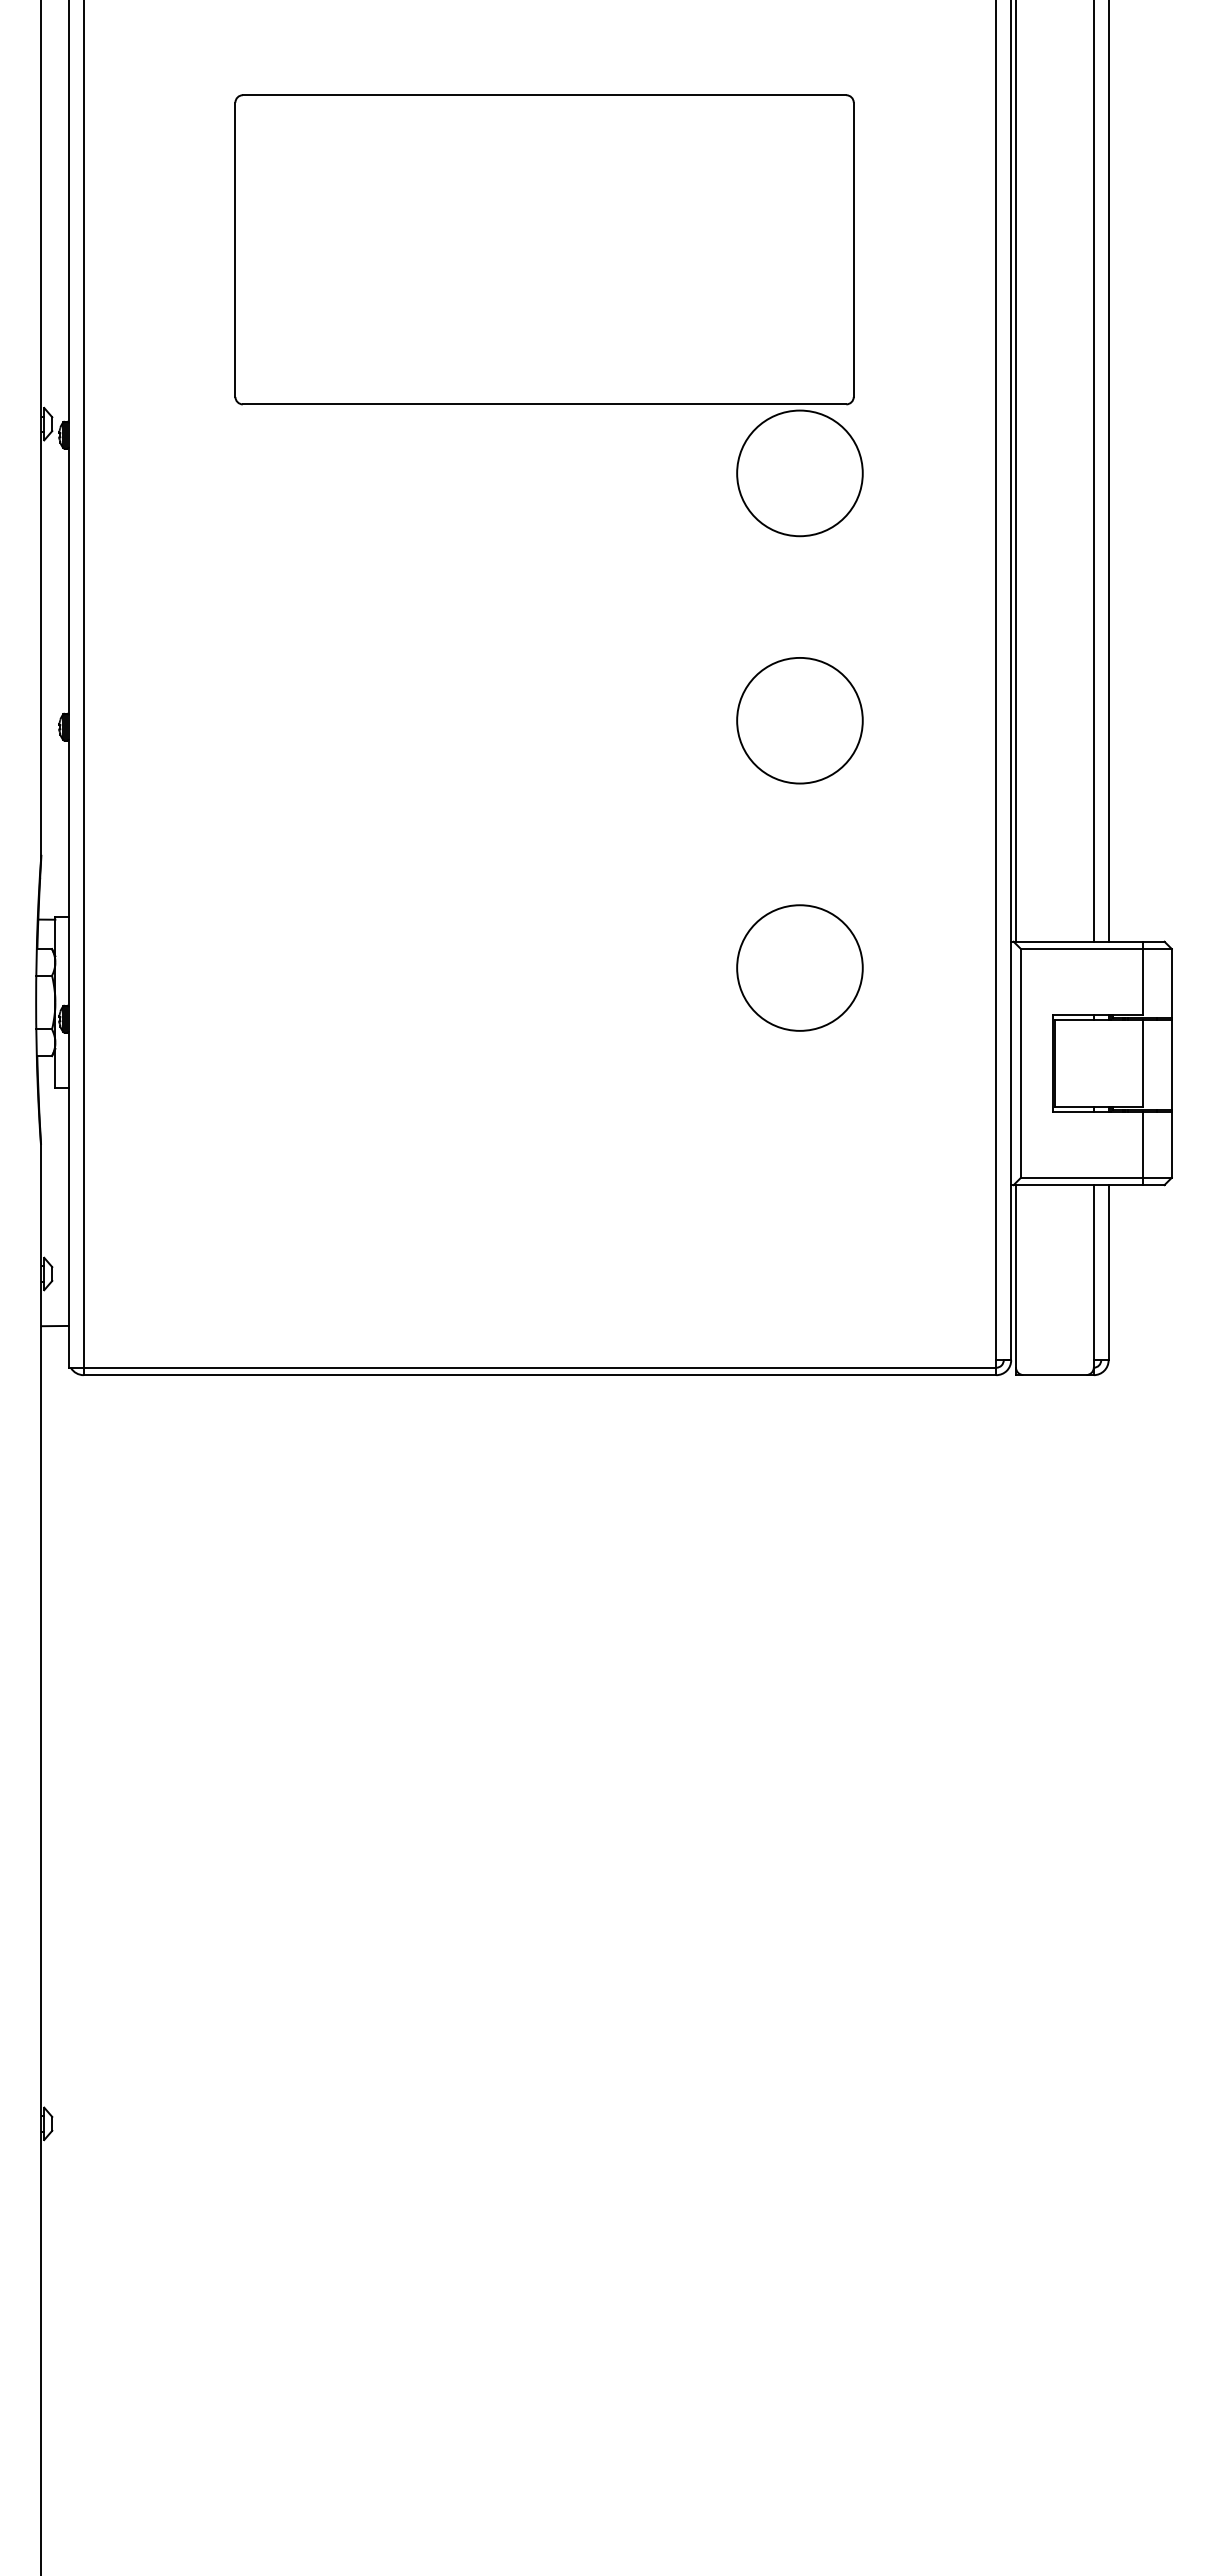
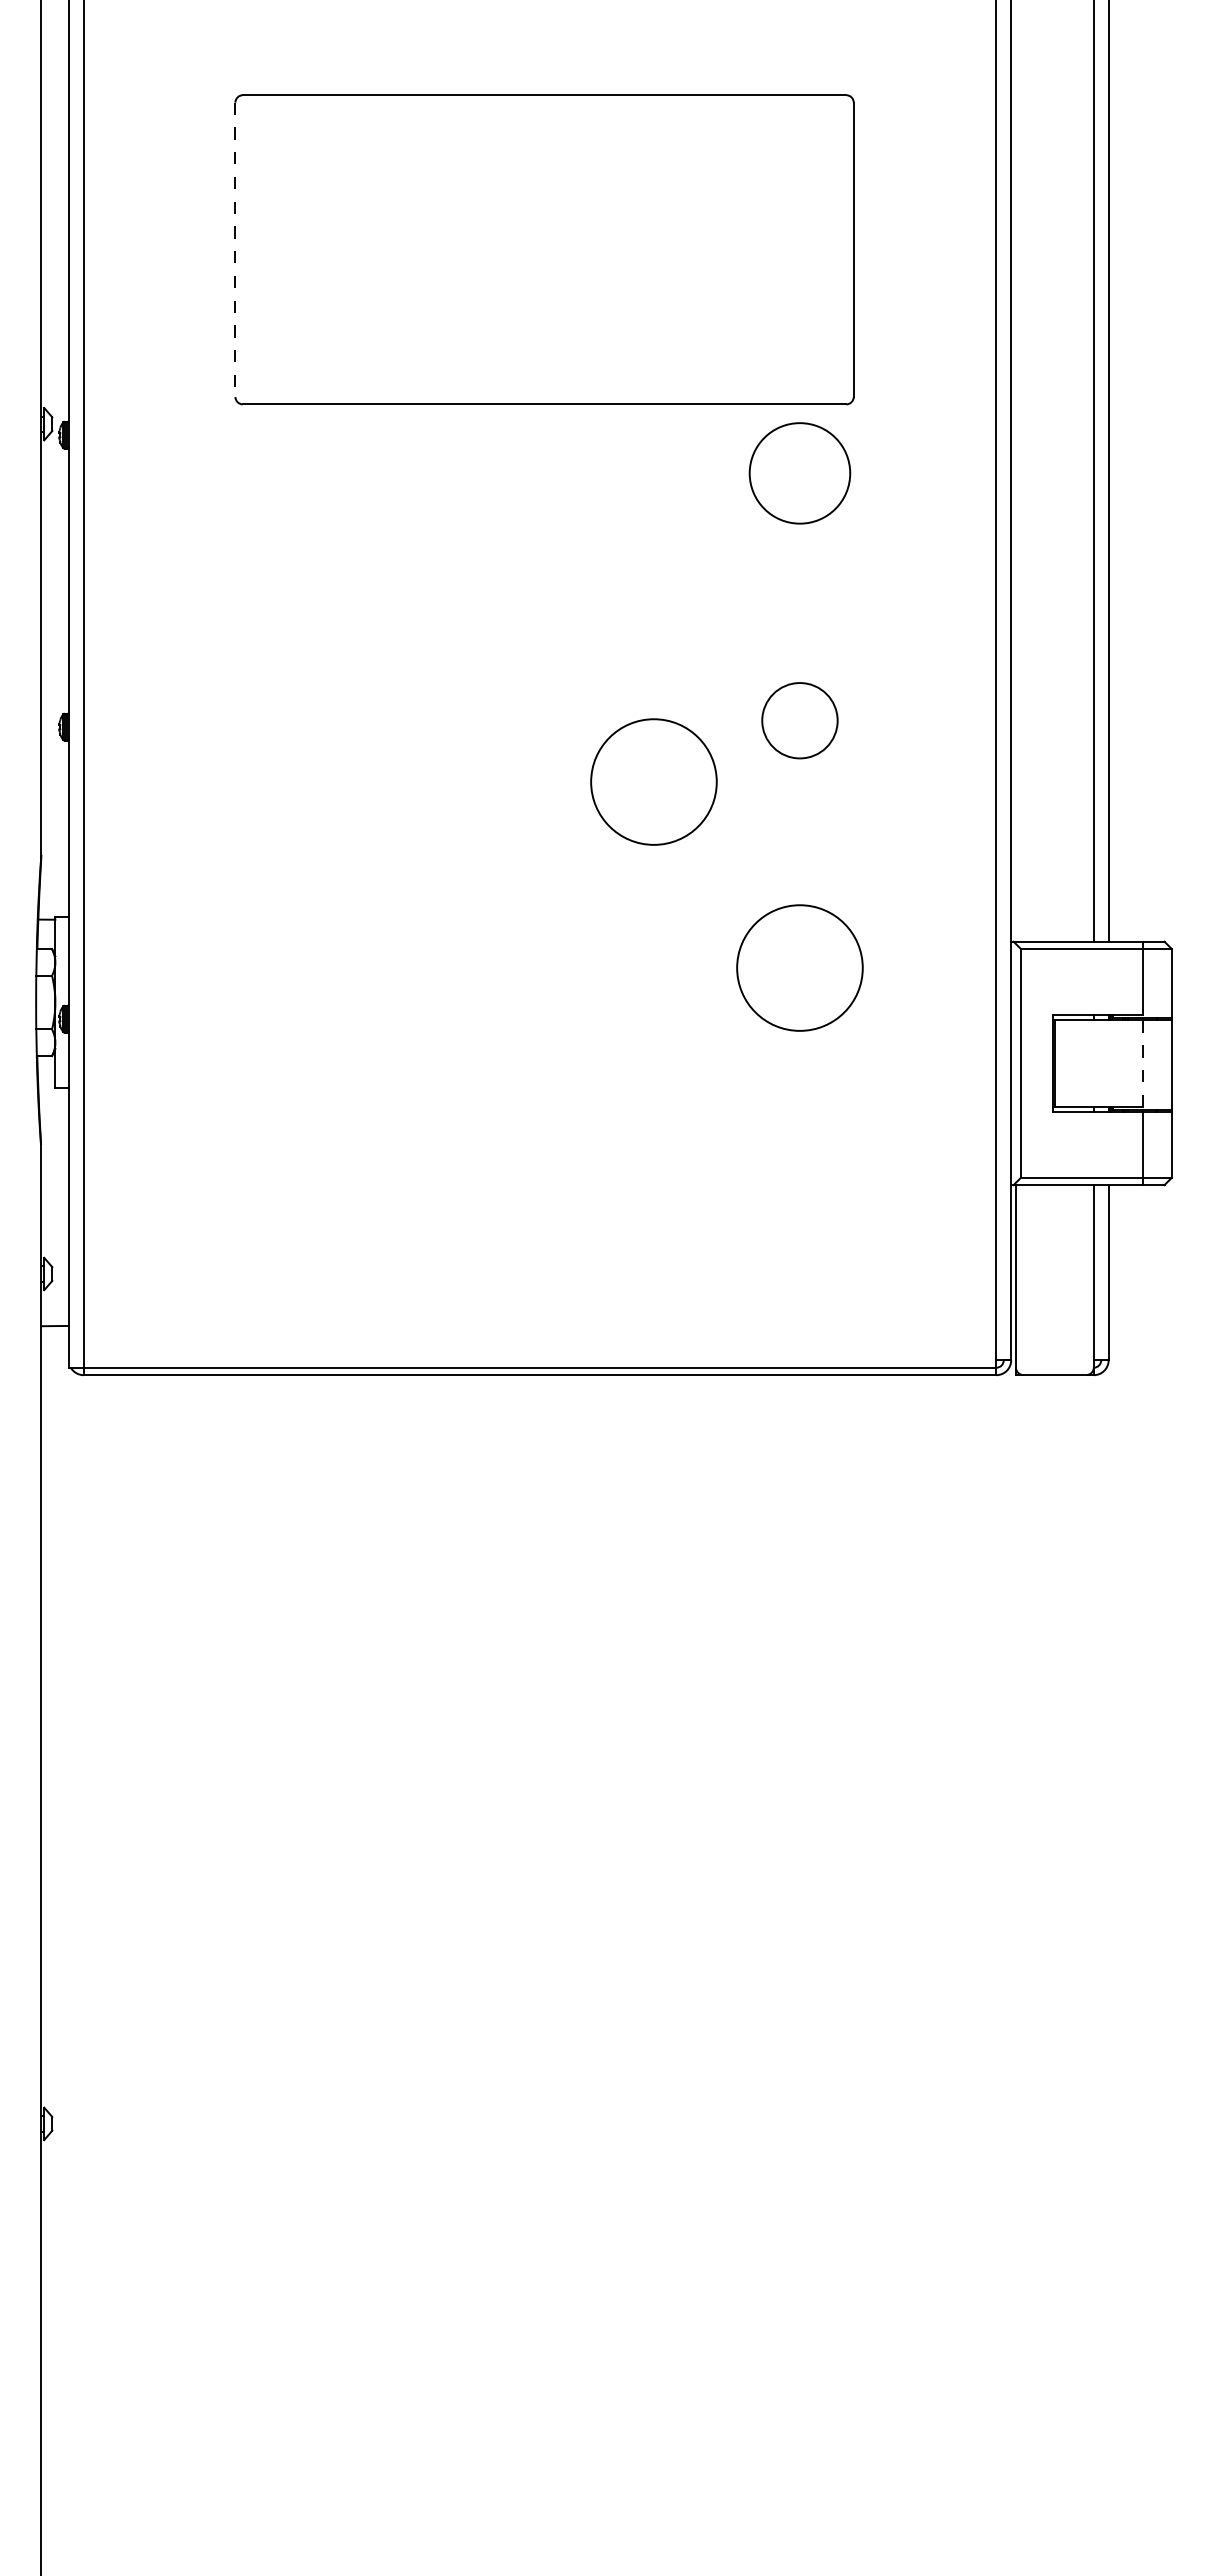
line: solid -> dashed (235, 250)
line: present -> none (1016, 471)
circle diameter: 126 px -> 101 px (799, 473)
circle diameter: 126 px -> 75 px (799, 720)
circle: none -> present (653, 781)
line: solid -> dashed (1142, 1063)
